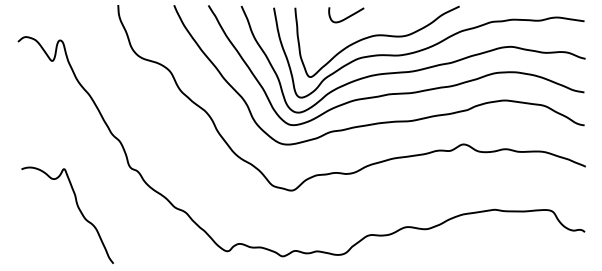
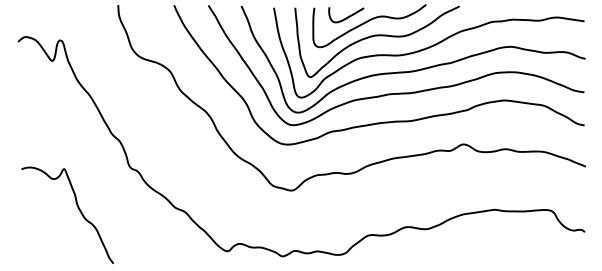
curve: none -> present (367, 22)
